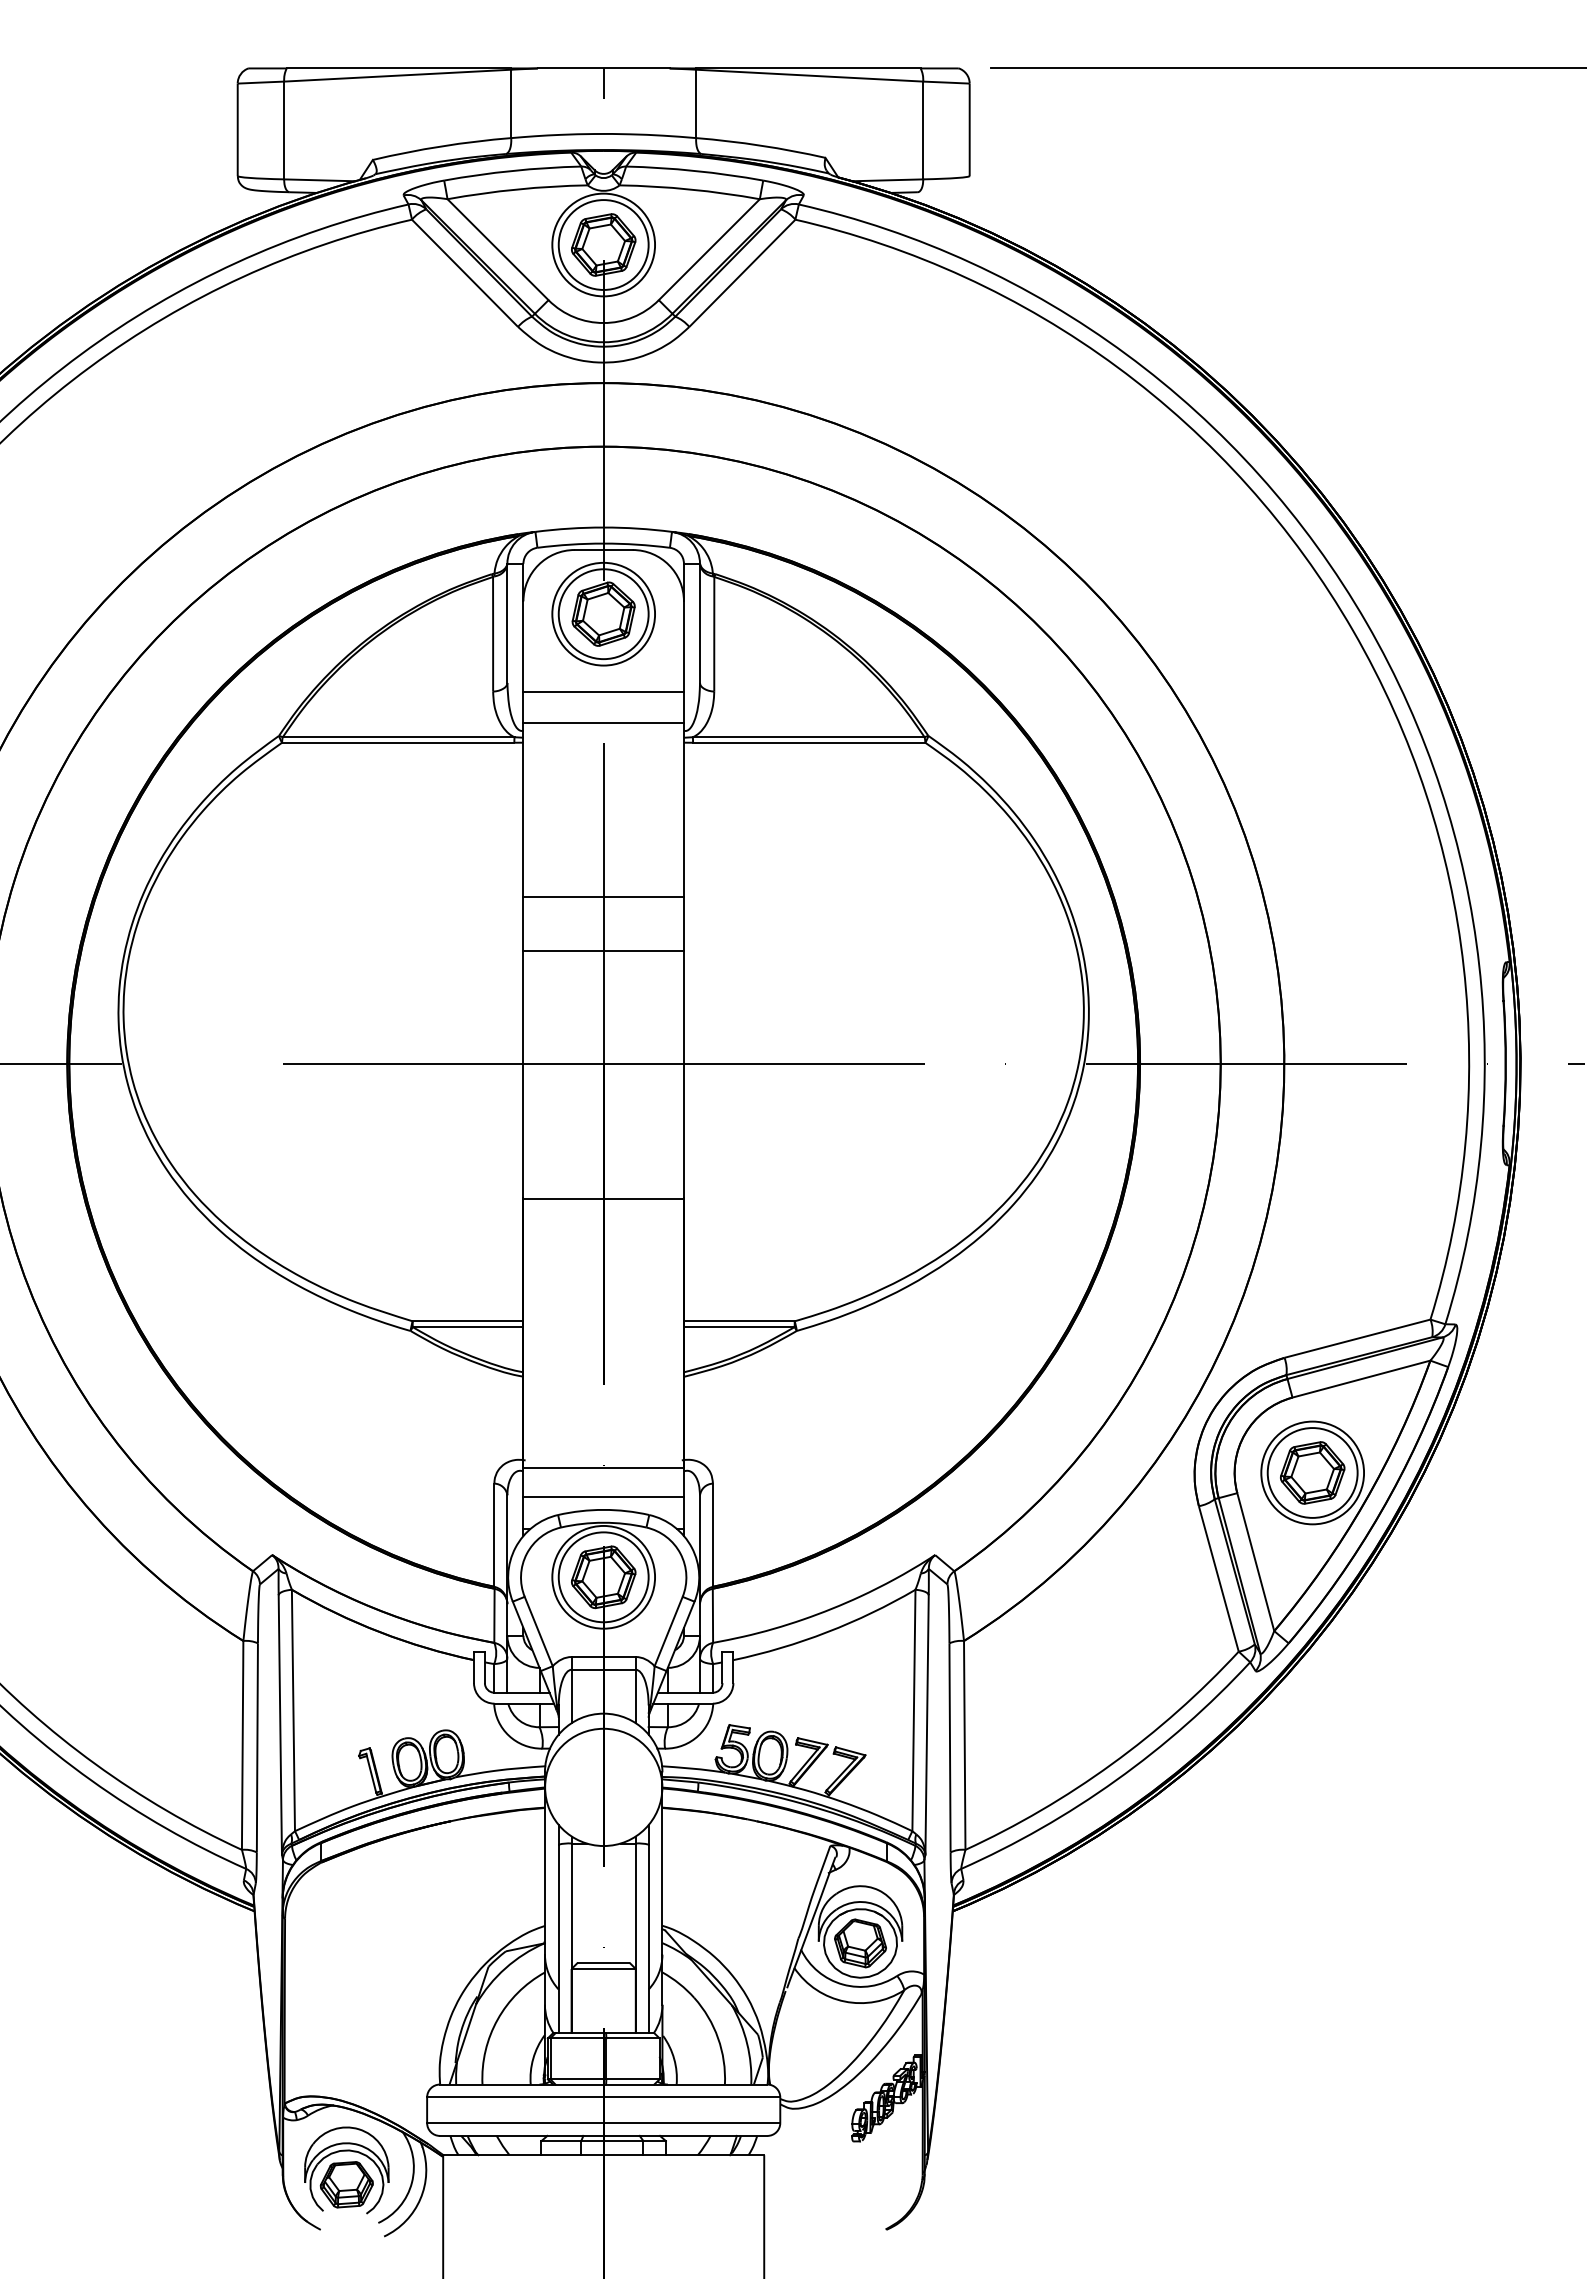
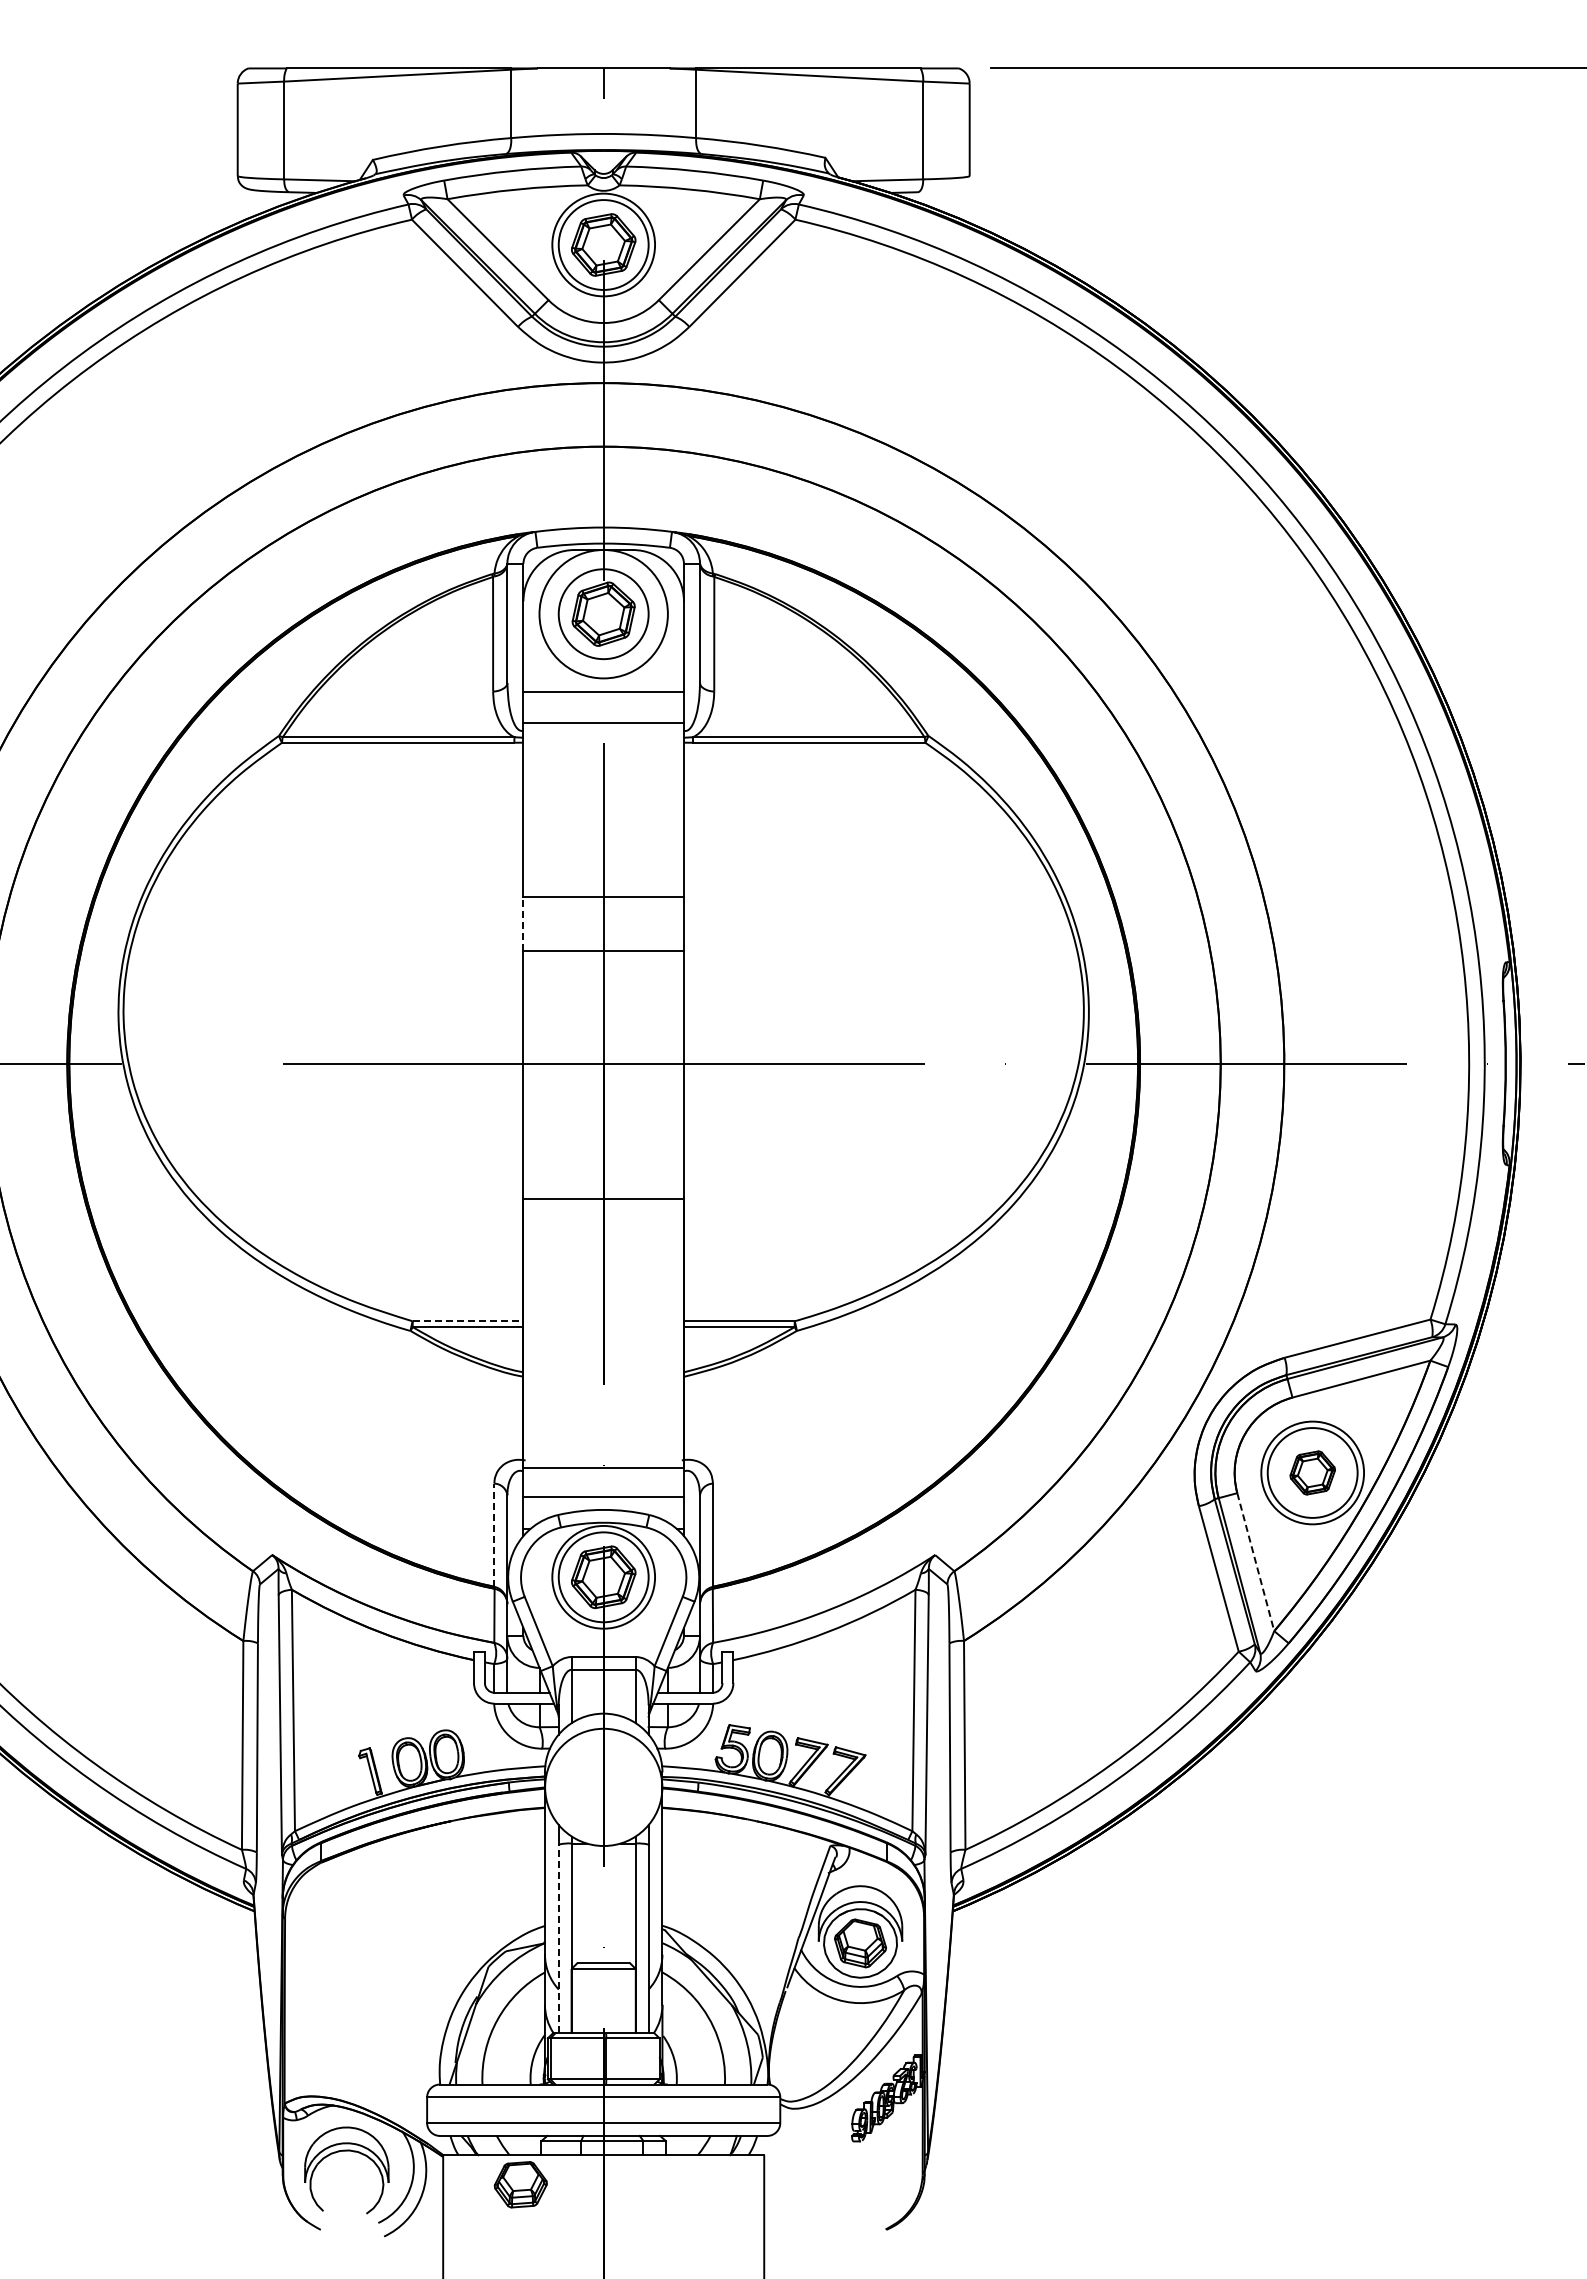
circle diameter: 103 px -> 128 px (603, 614)
line: solid -> dashed (523, 923)
line: solid -> dashed (468, 1321)
part size: 66x64 px -> 47x46 px (1312, 1472)
line: solid -> dashed (494, 1535)
line: solid -> dashed (1255, 1562)
line: solid -> dashed (558, 1938)
part position: (346, 2184) -> (520, 2184) (520, 2184)
